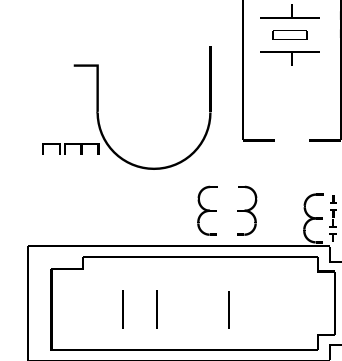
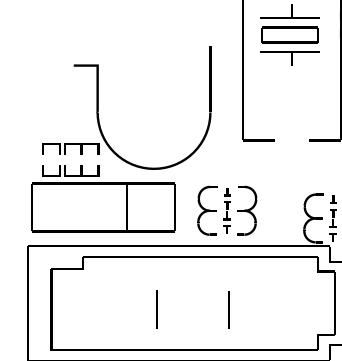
part size: 36x10 px -> 58x18 px (289, 34)
part: none -> present (103, 198)
part: none -> present (226, 210)
line: present -> none (122, 309)
